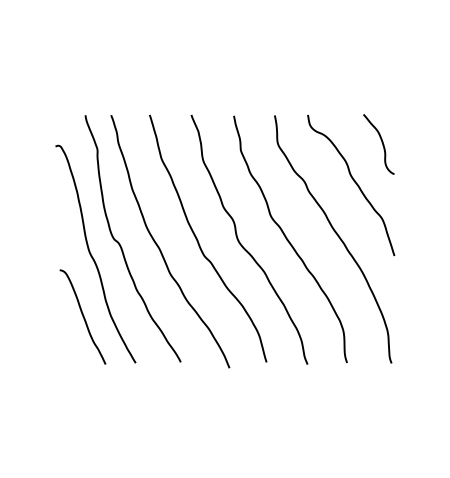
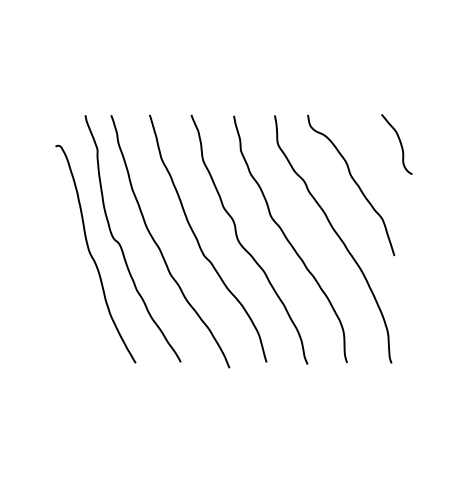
curve position: (381, 142) -> (399, 142) (399, 142)
curve: present -> none (82, 316)
